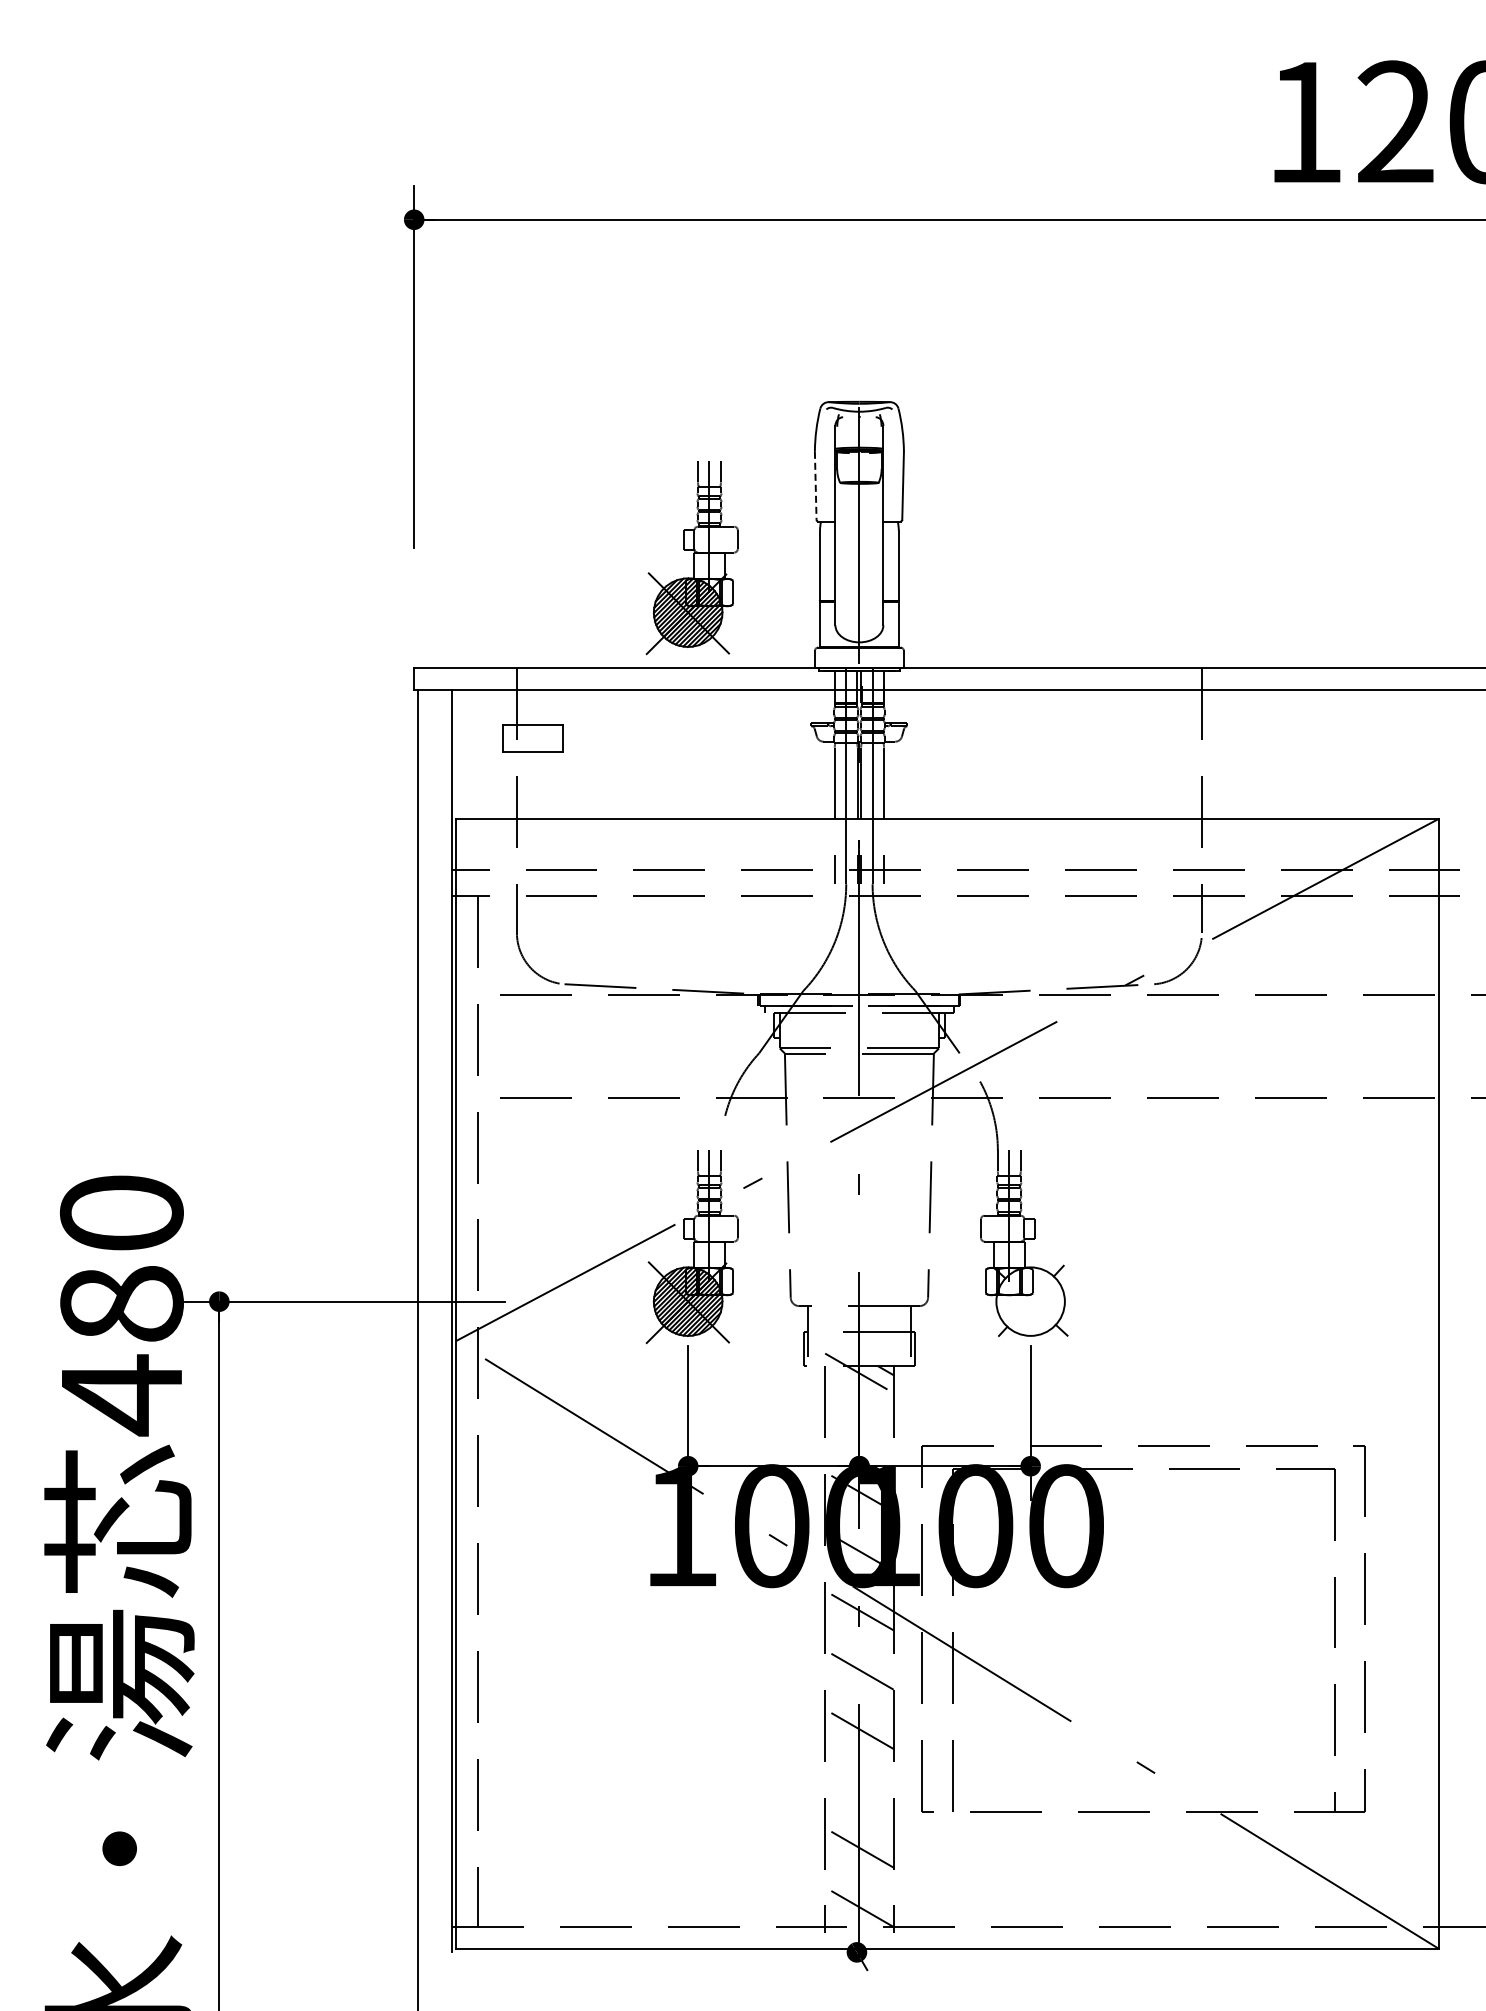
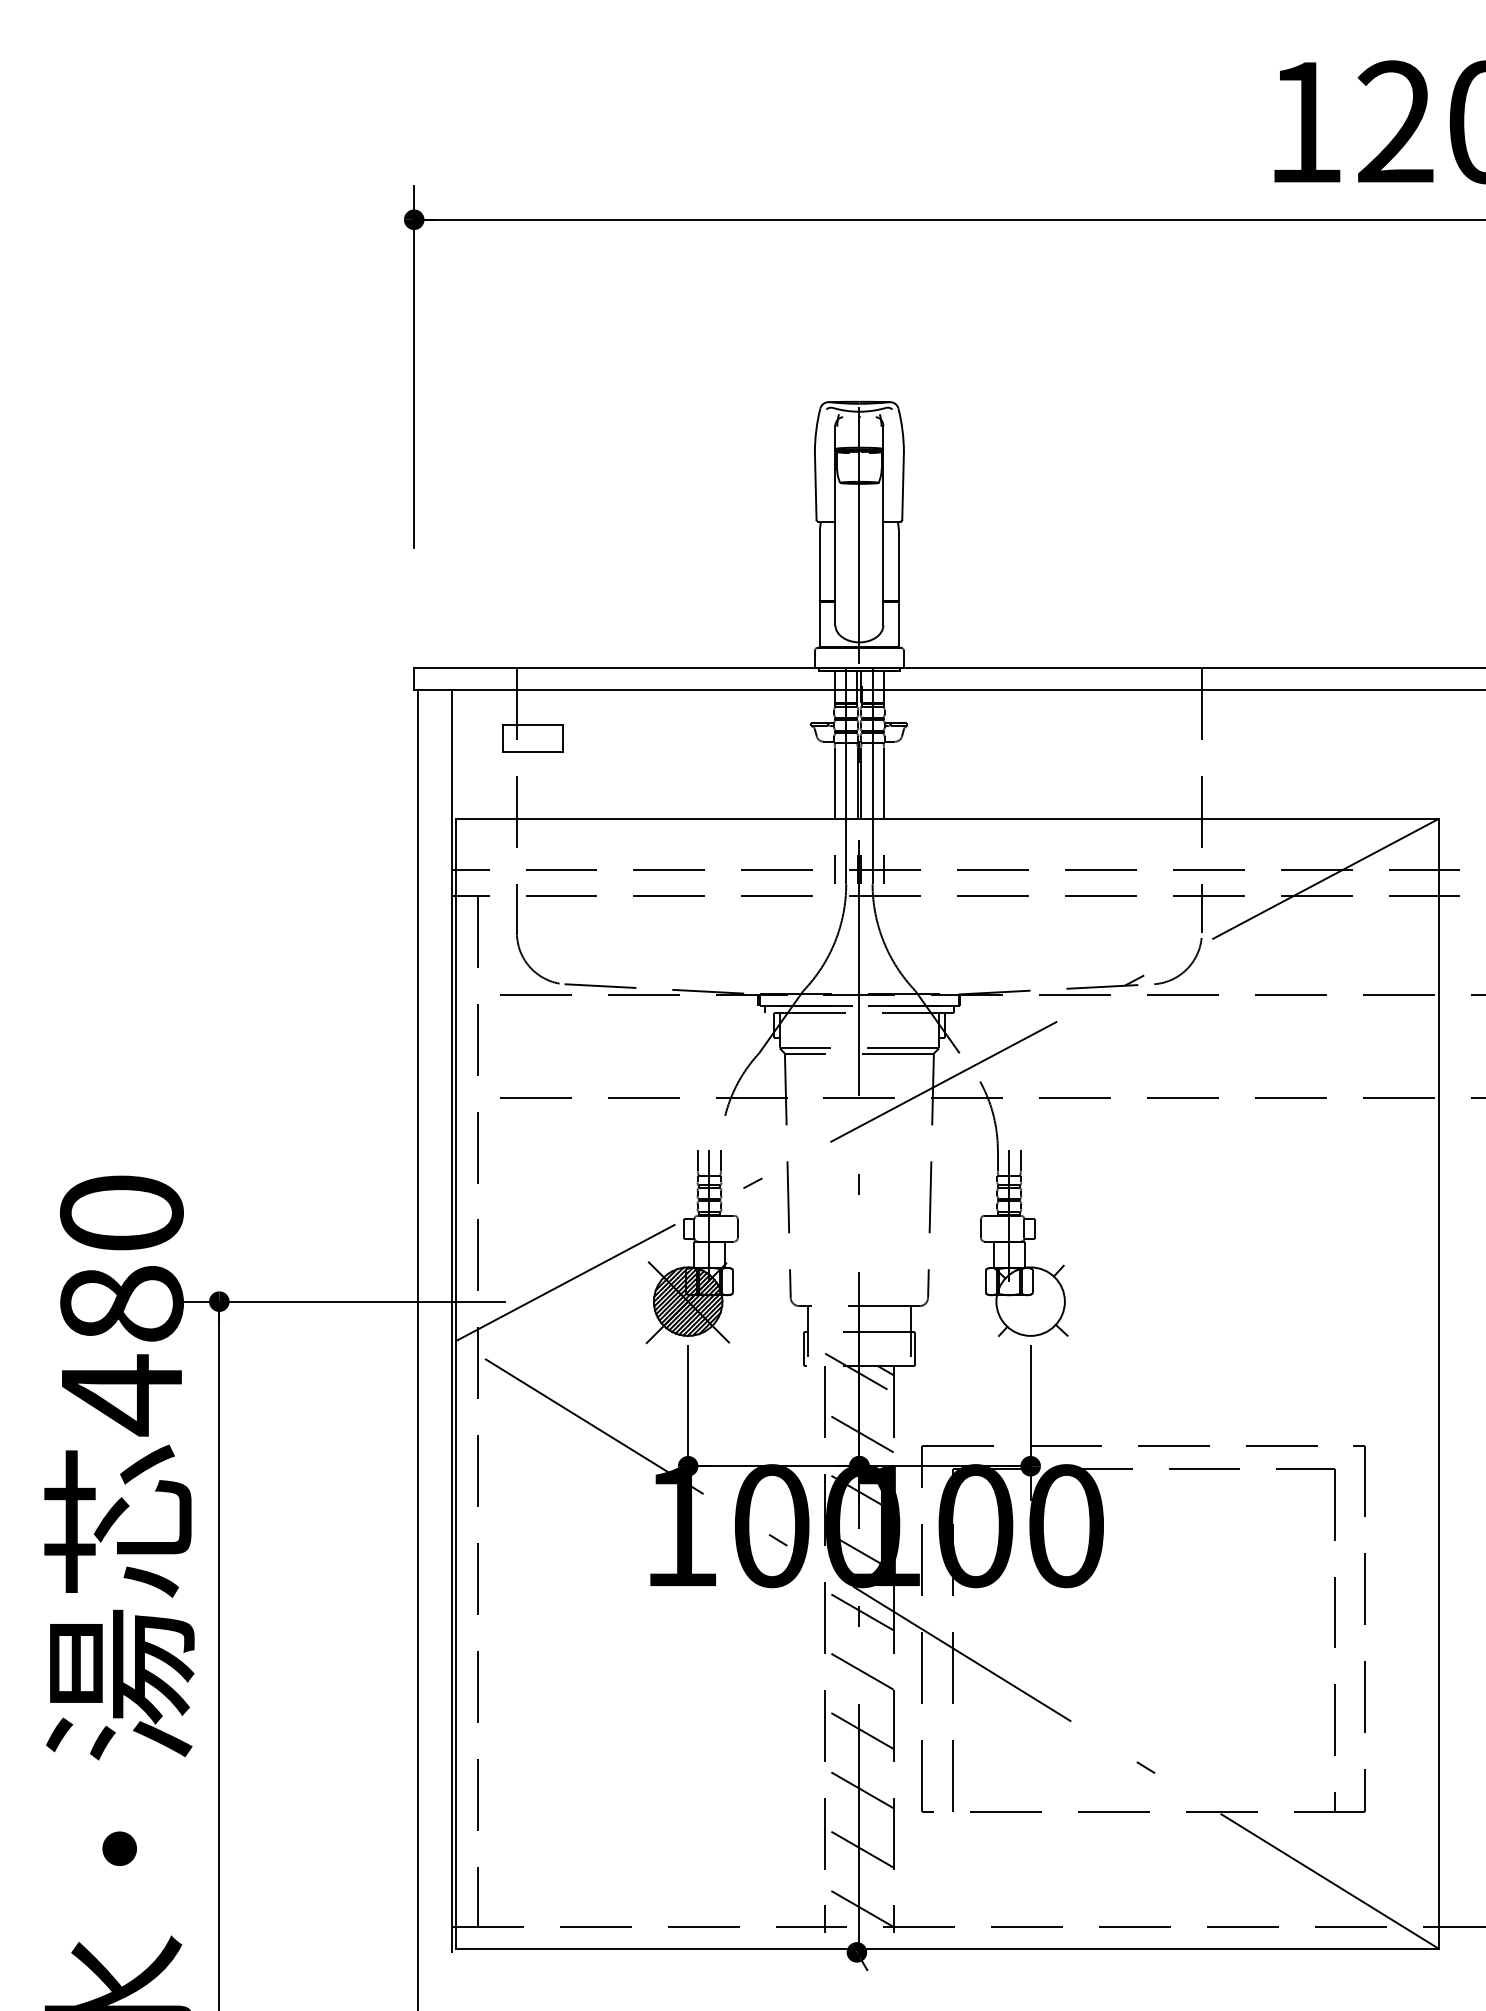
line: dashed -> solid (815, 486)
part: present -> none (691, 558)
line: none -> present (859, 1432)
line: none -> present (859, 1788)
